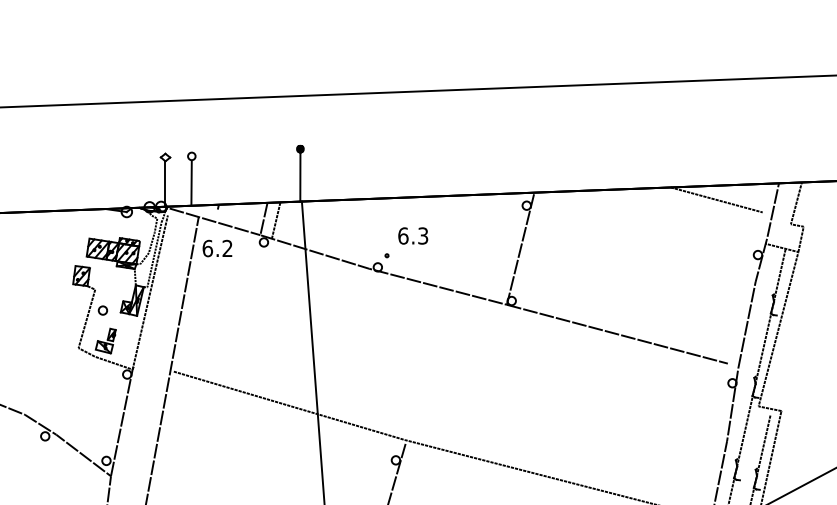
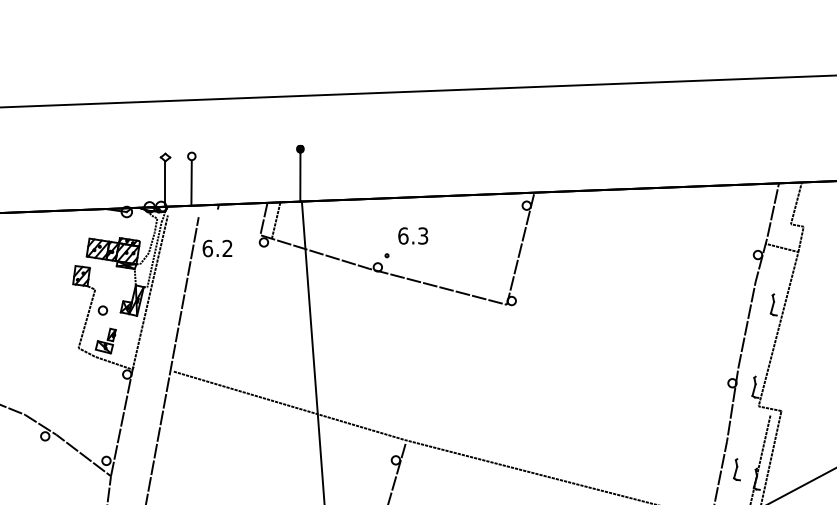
line: present -> none (716, 199)
line: present -> none (214, 221)
line: present -> none (616, 333)
line: present -> none (757, 375)
